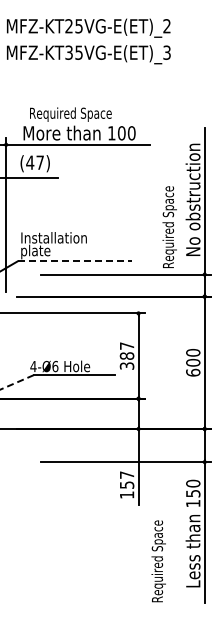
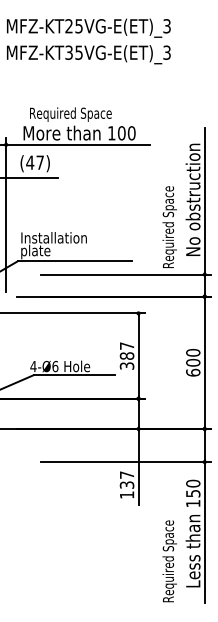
text: MFZ-KT25VG-E(ET)_2 -> MFZ-KT25VG-E(ET)_3 (166, 26)
line: dashed -> solid (75, 261)
line: dashed -> solid (16, 382)
text: 157 -> 137 (126, 484)
text position: (158, 561) -> (169, 561) (169, 561)
